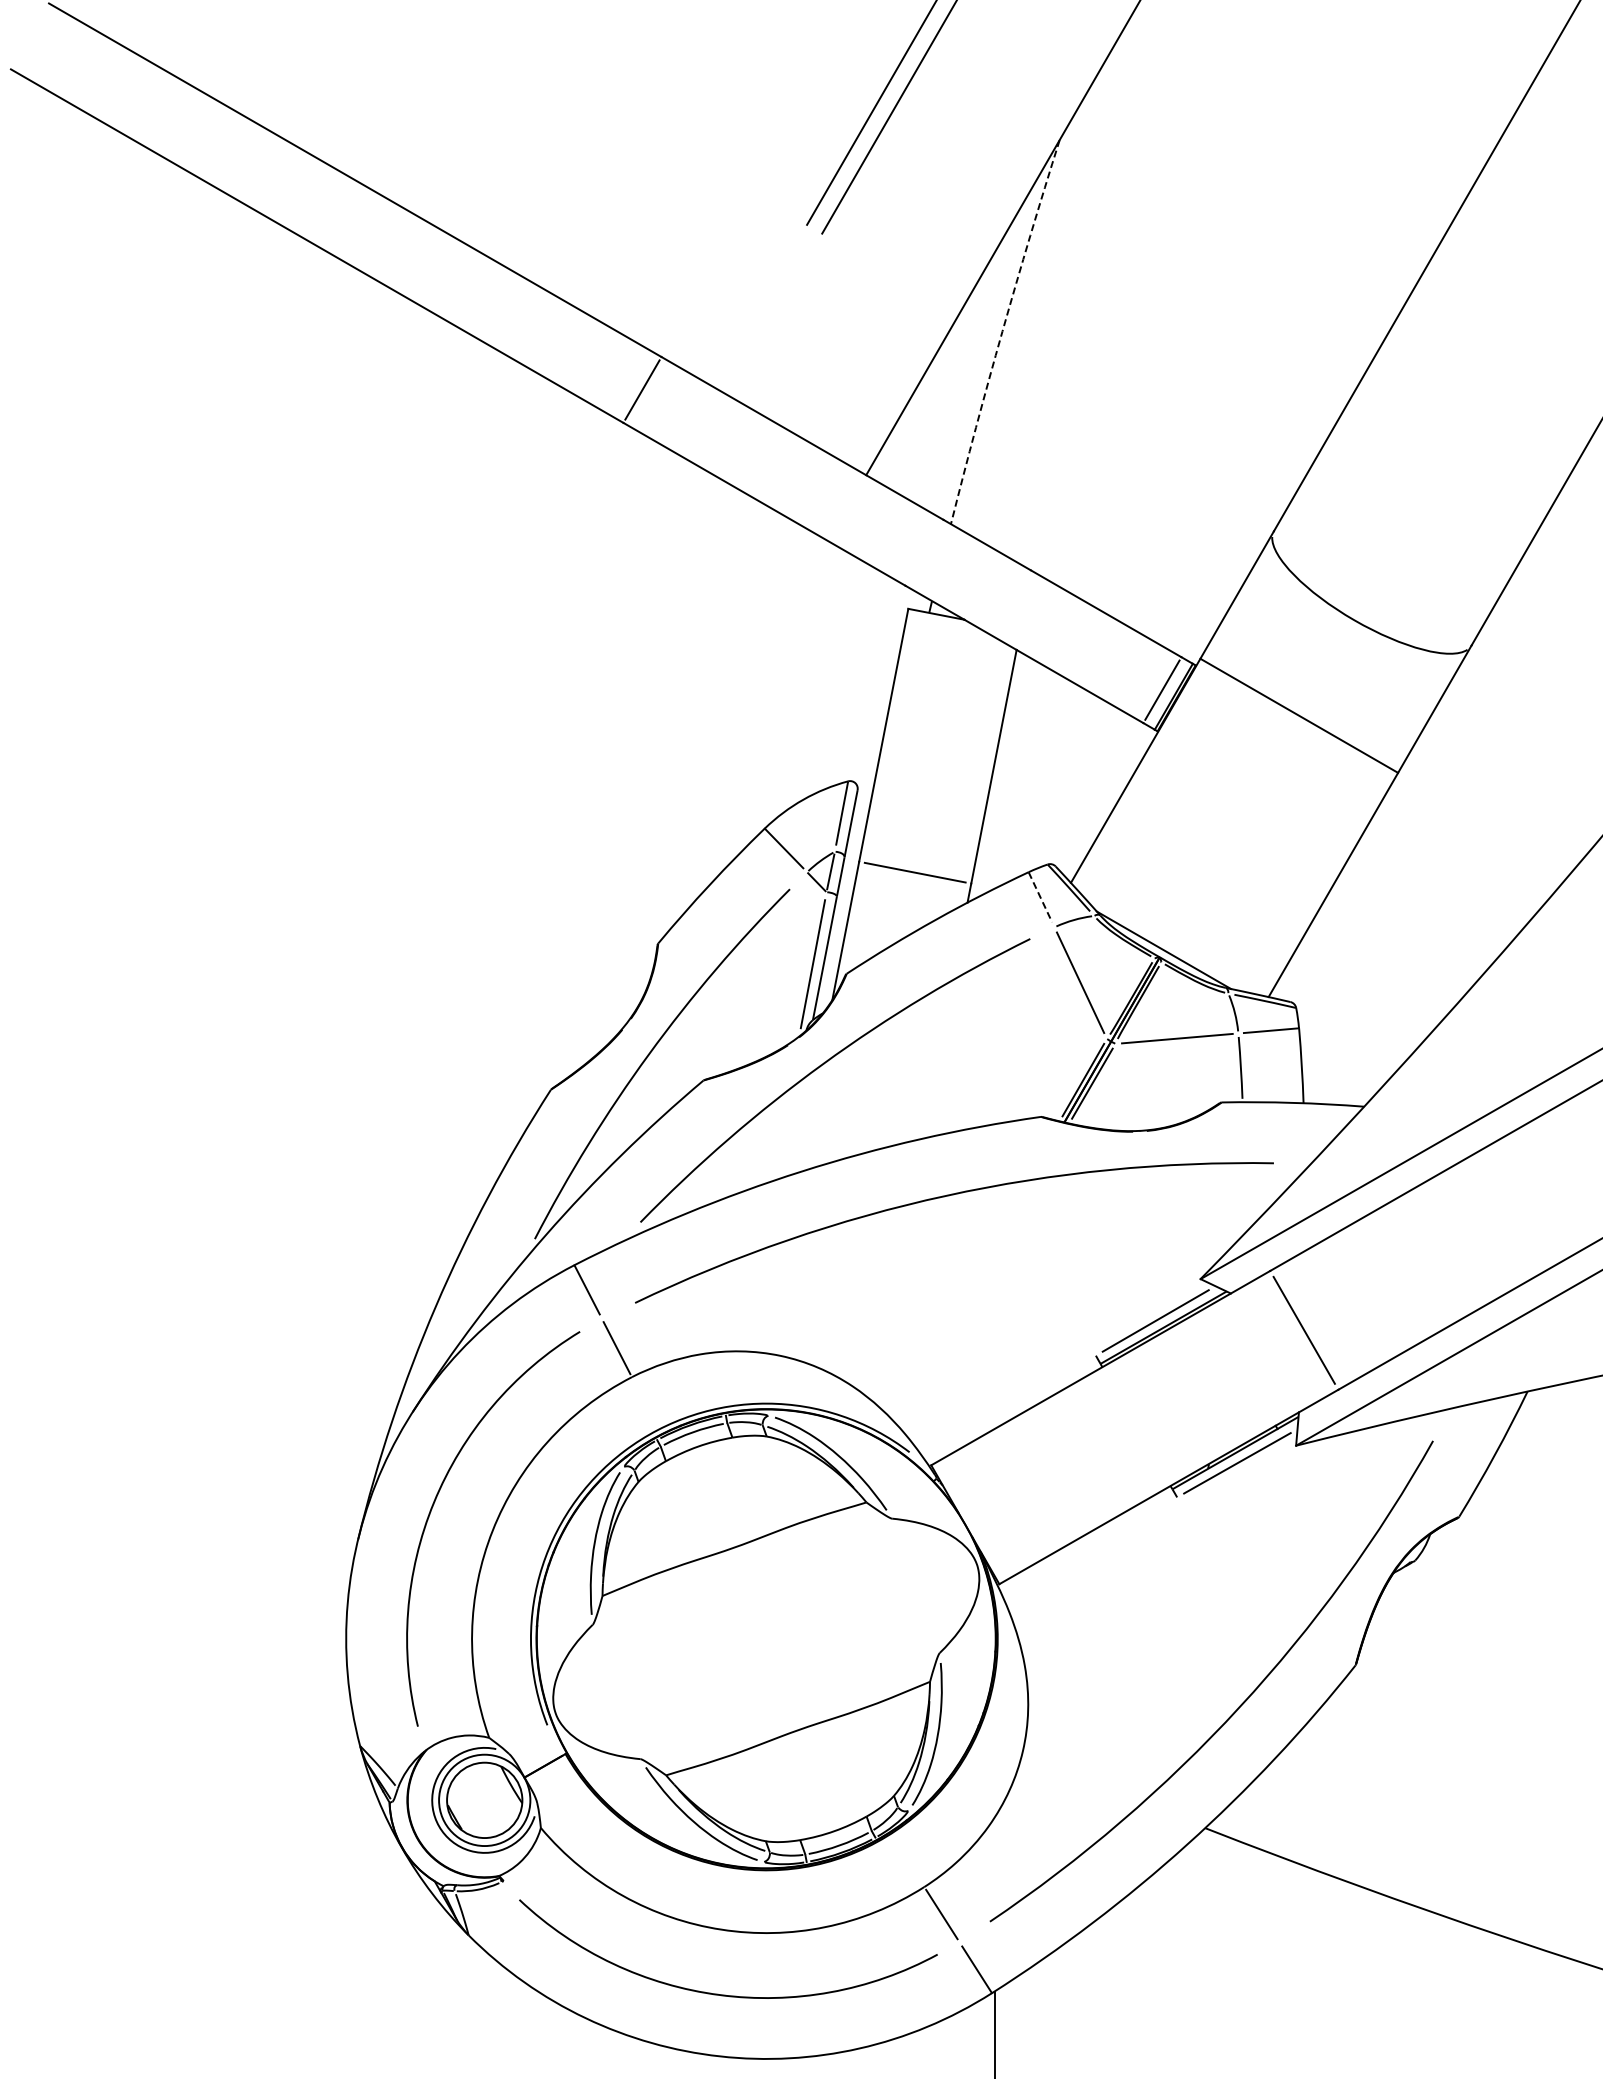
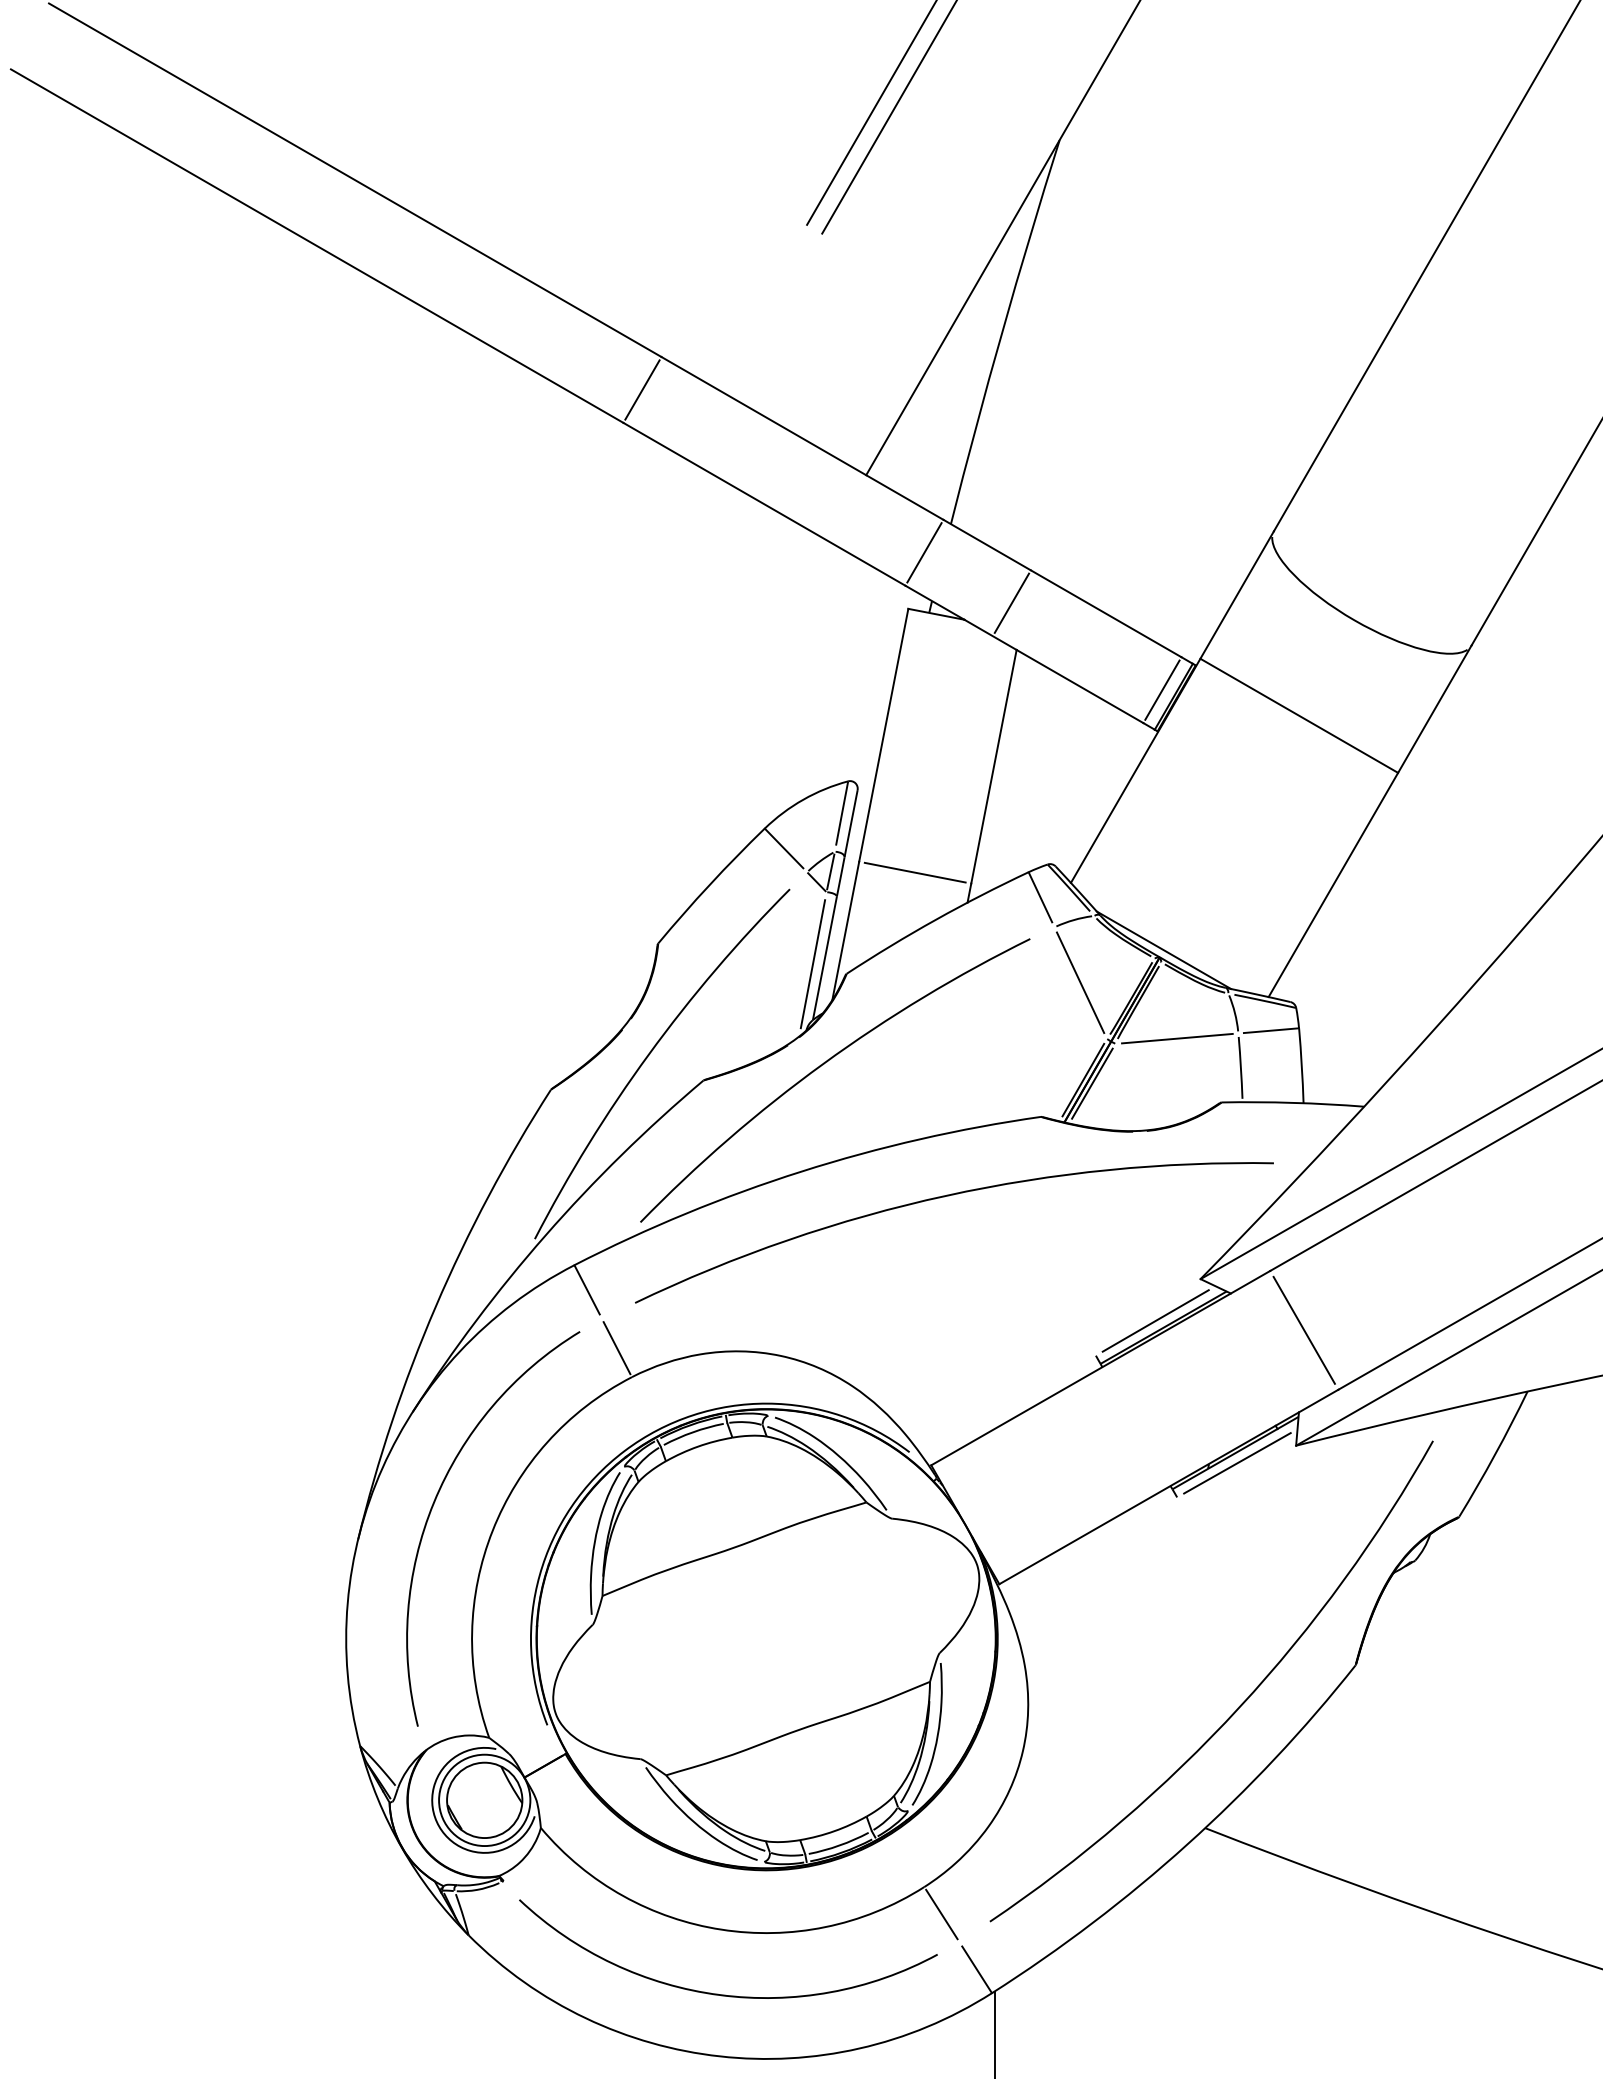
arc: dashed -> solid (1002, 331)
line: none -> present (924, 552)
line: none -> present (1011, 602)
line: dashed -> solid (1040, 897)
